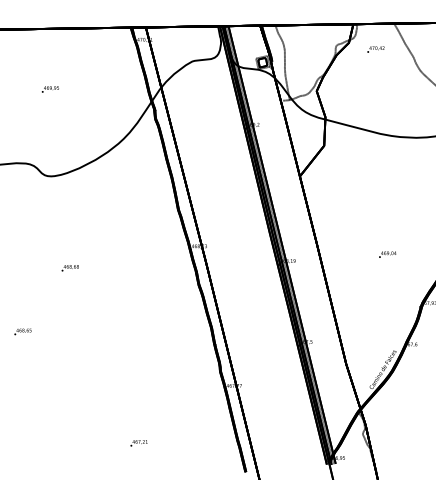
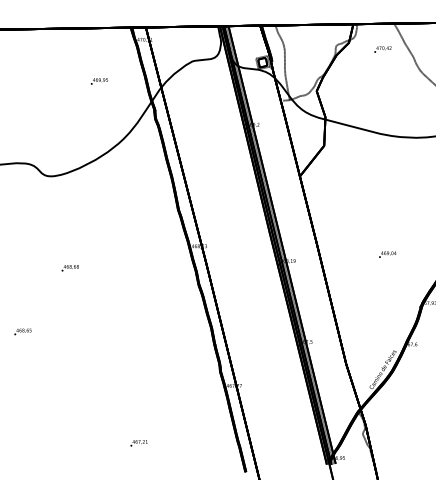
text position: (375, 49) -> (382, 49) (382, 49)
text position: (49, 89) -> (98, 81) (98, 81)
